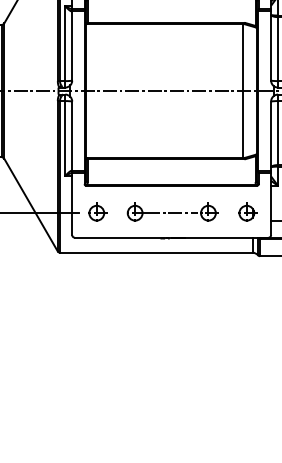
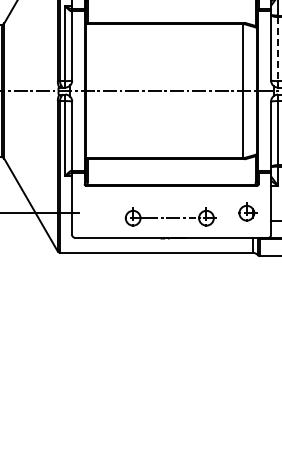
line: solid -> dashed (278, 49)
part: present -> none (97, 211)
part position: (172, 211) -> (170, 216) (170, 216)
